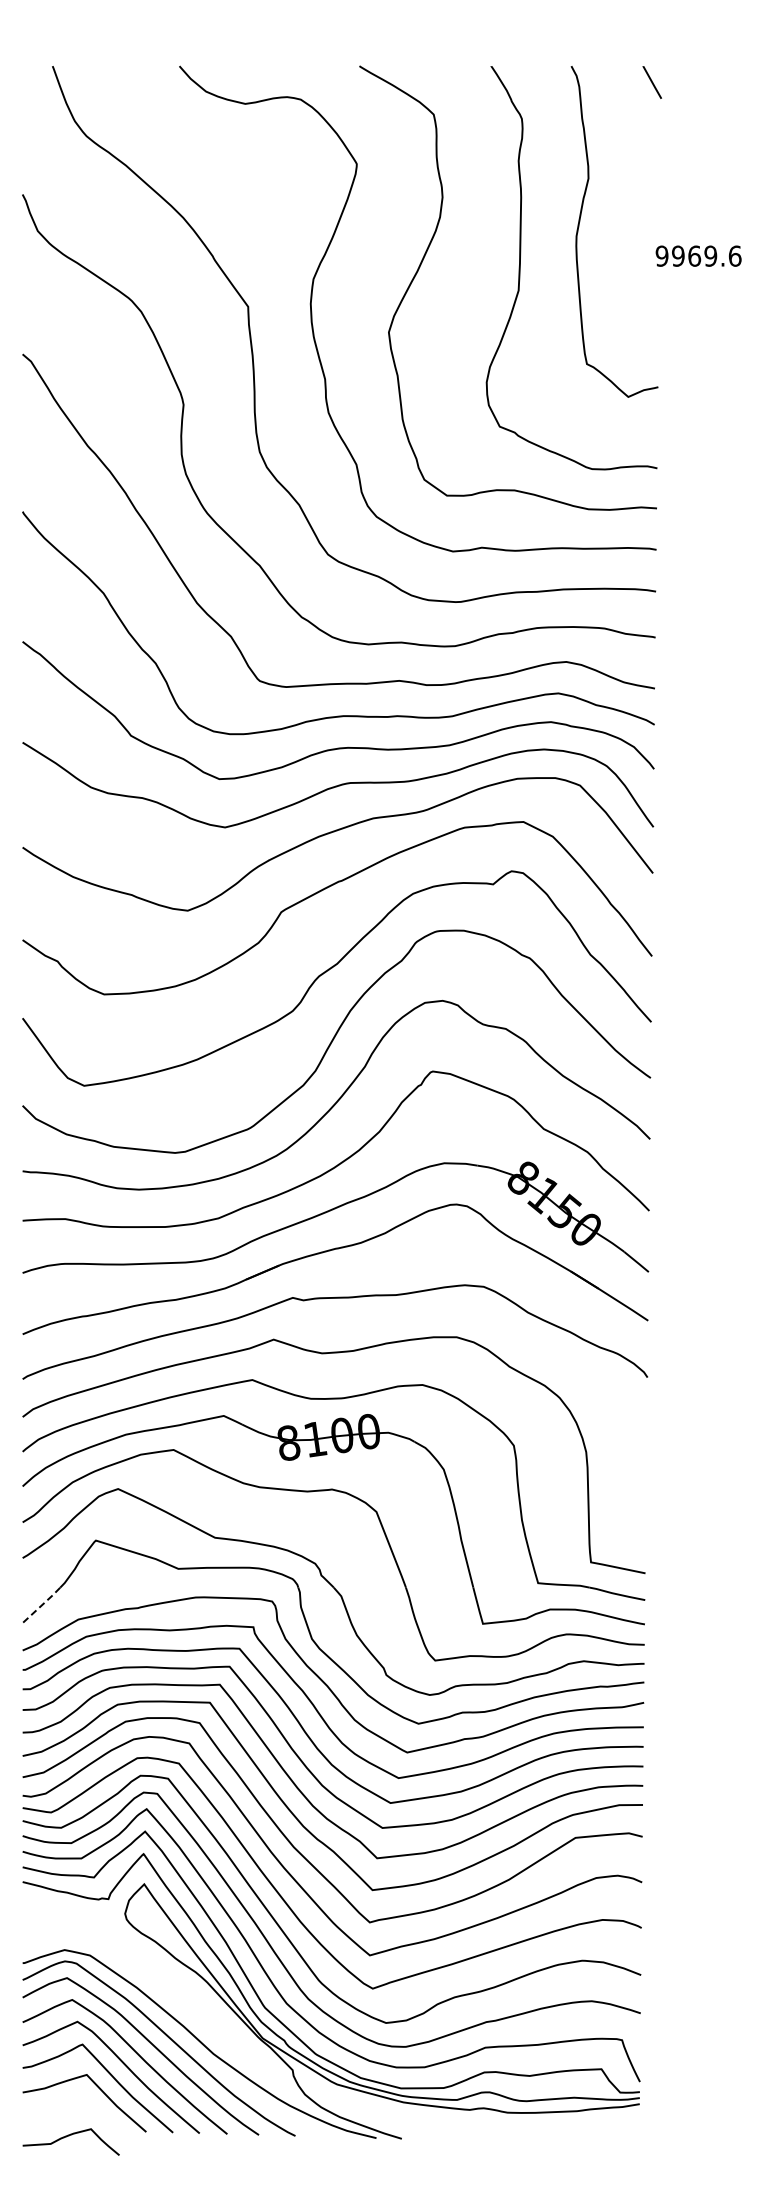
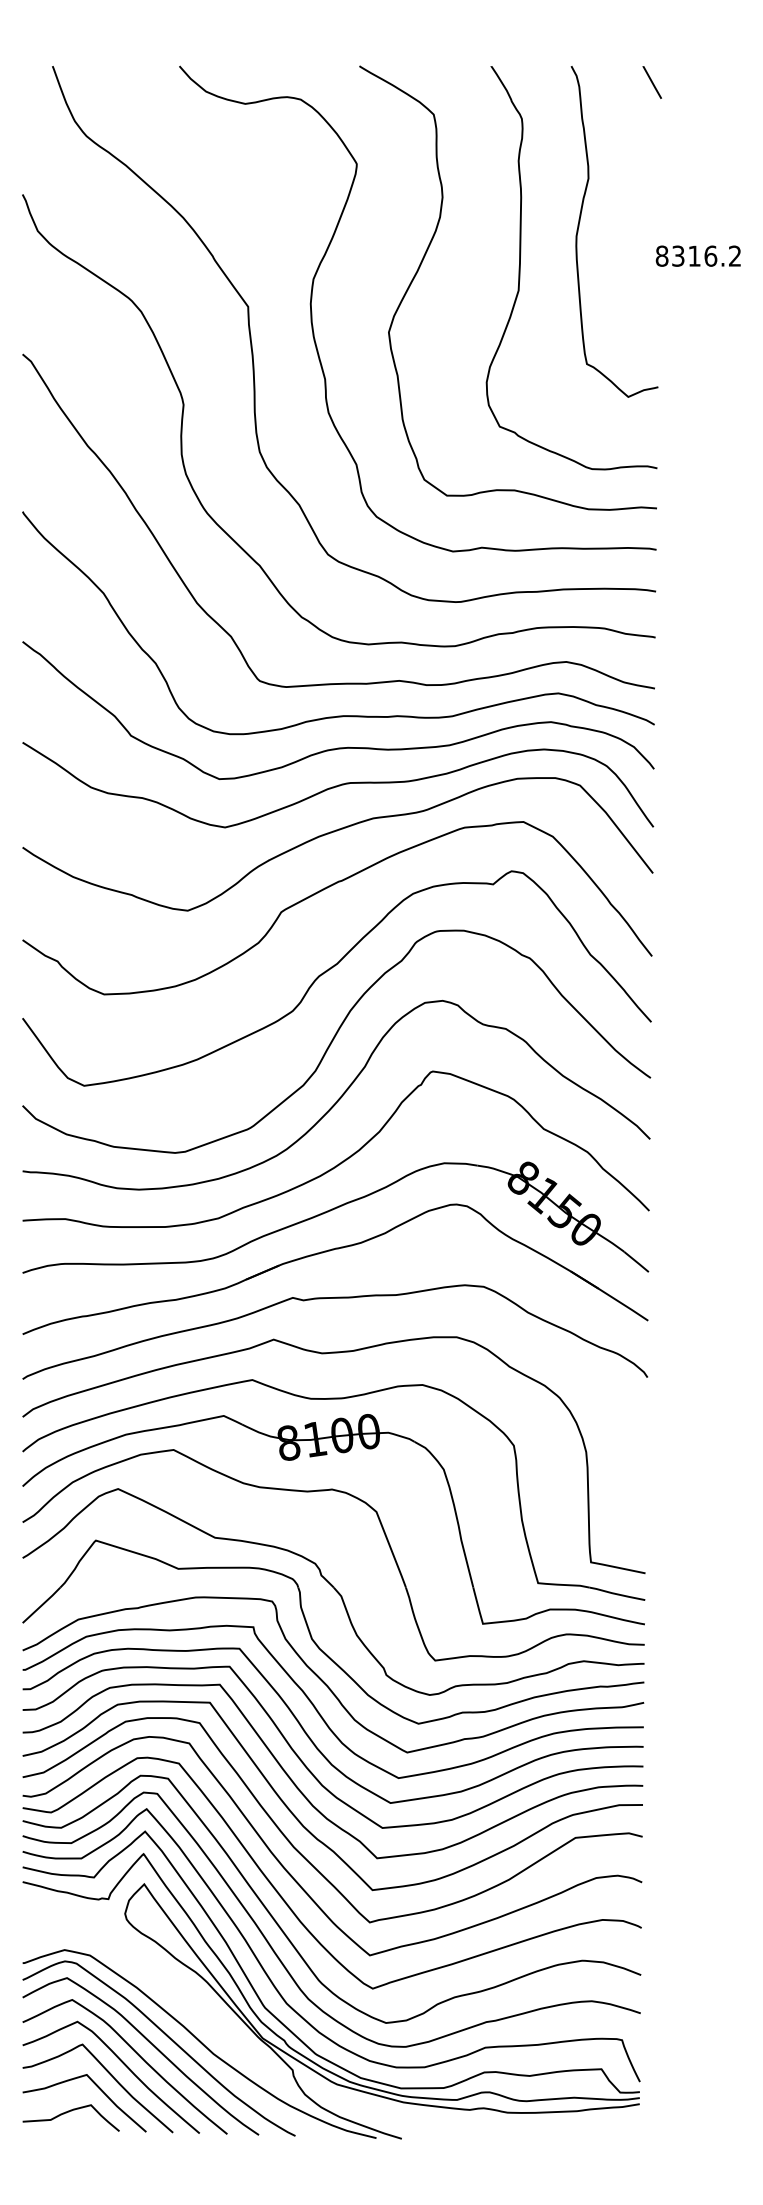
text: 9969.6 -> 8316.2 (698, 255)
line: dashed -> solid (42, 1604)
curve position: (69, 2136) -> (69, 2112) (69, 2112)
